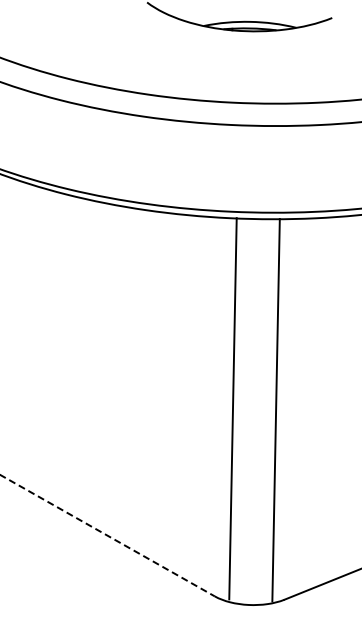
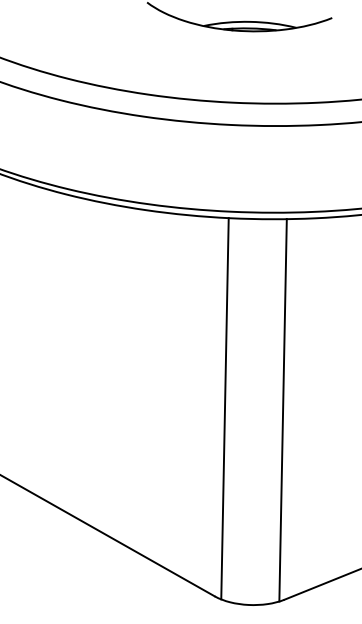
line position: (232, 408) -> (224, 408) (224, 408)
line position: (275, 409) -> (282, 409) (282, 409)
line: dashed -> solid (107, 535)
